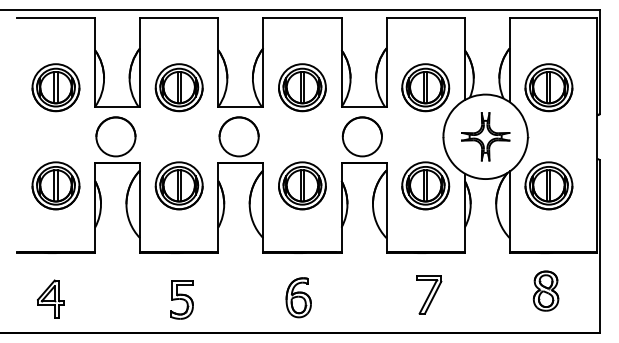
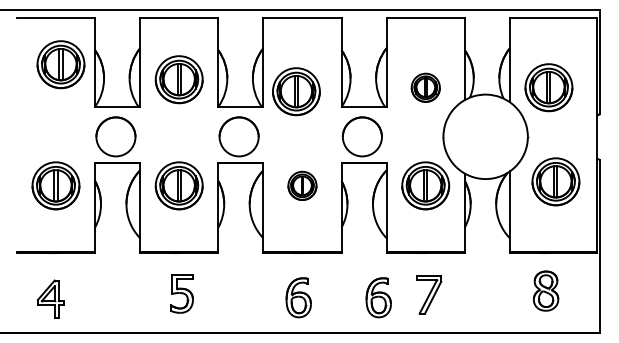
part position: (55, 87) -> (60, 64) (60, 64)
part position: (178, 87) -> (178, 79) (178, 79)
part position: (302, 87) -> (296, 91) (296, 91)
part size: 50x50 px -> 31x31 px (425, 87)
part: present -> none (485, 136)
part size: 49x50 px -> 31x31 px (302, 185)
part position: (548, 185) -> (555, 181) (555, 181)
part: none -> present (378, 297)
part position: (181, 299) -> (181, 293) (181, 293)
